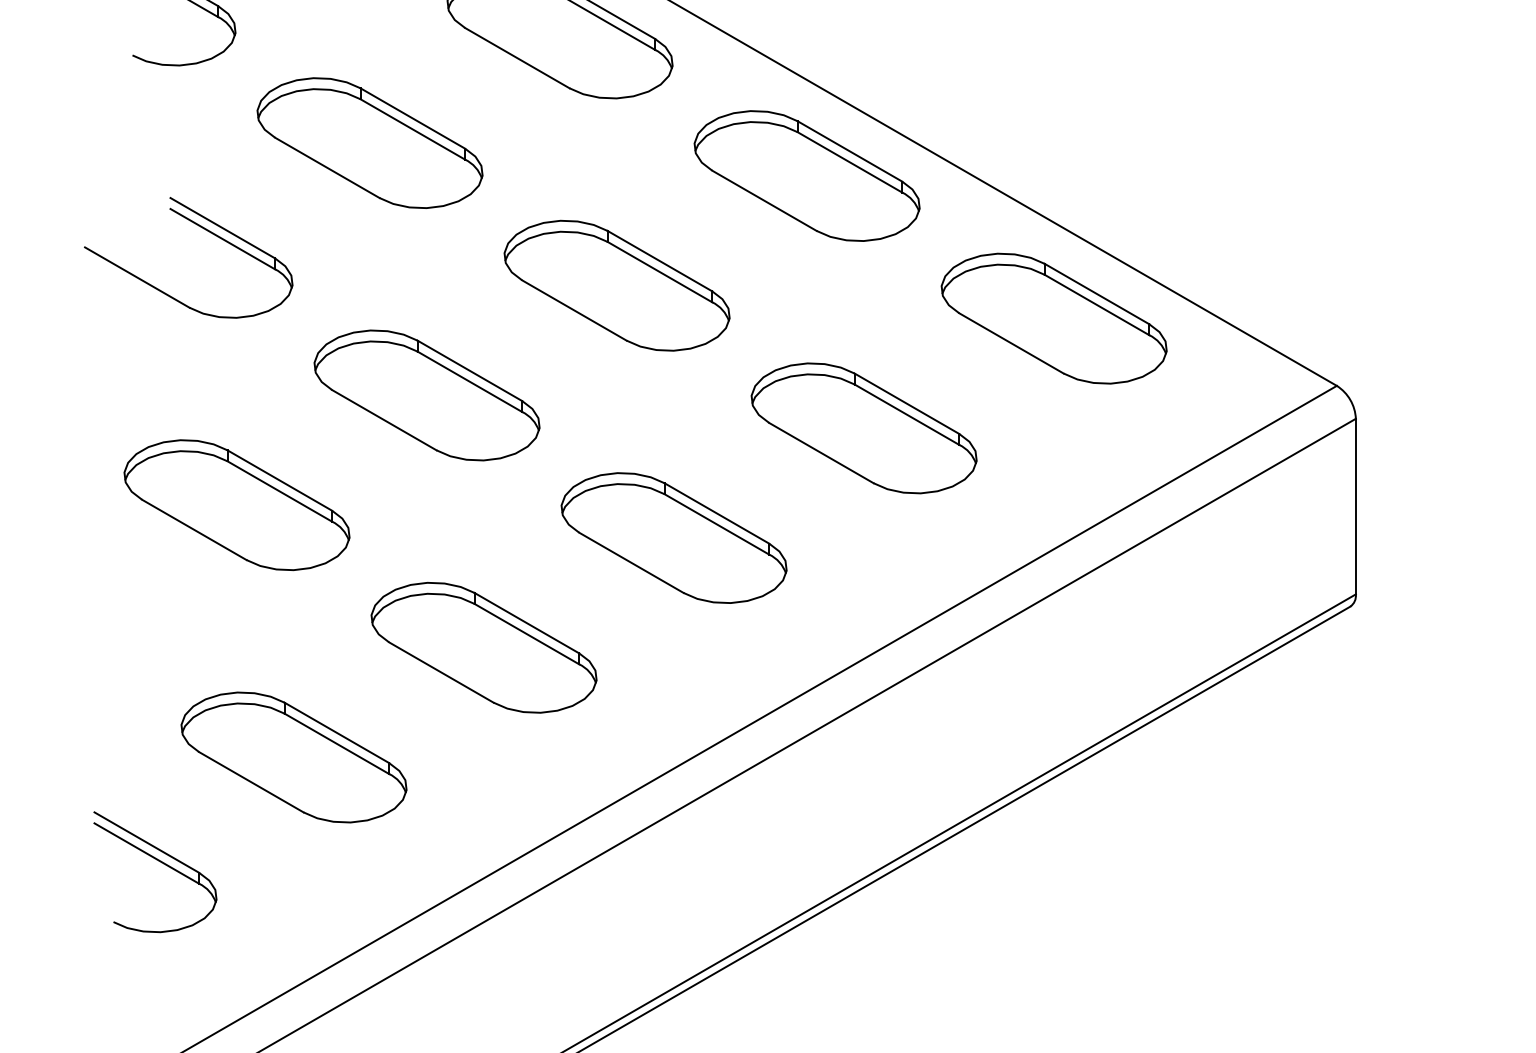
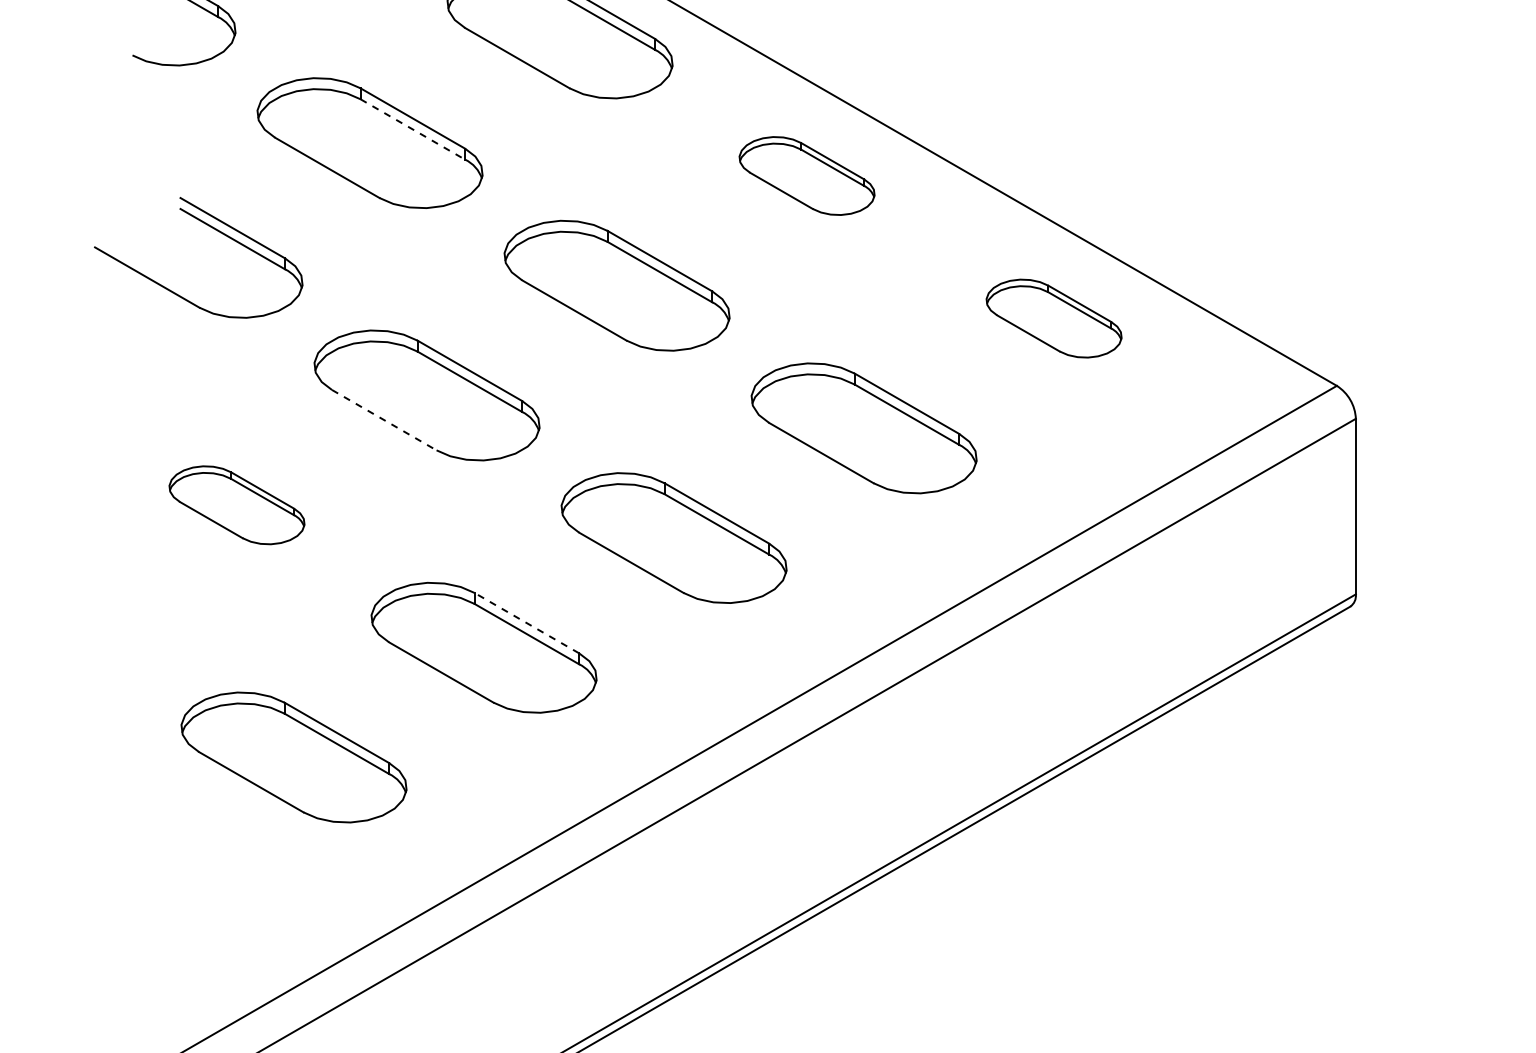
line: solid -> dashed (413, 129)
part size: 228x132 px -> 138x80 px (806, 175)
part position: (203, 229) -> (213, 229) (213, 229)
part size: 228x133 px -> 138x81 px (1053, 318)
line: solid -> dashed (384, 420)
part size: 228x133 px -> 138x81 px (236, 505)
line: solid -> dashed (526, 622)
part: present -> none (161, 863)
